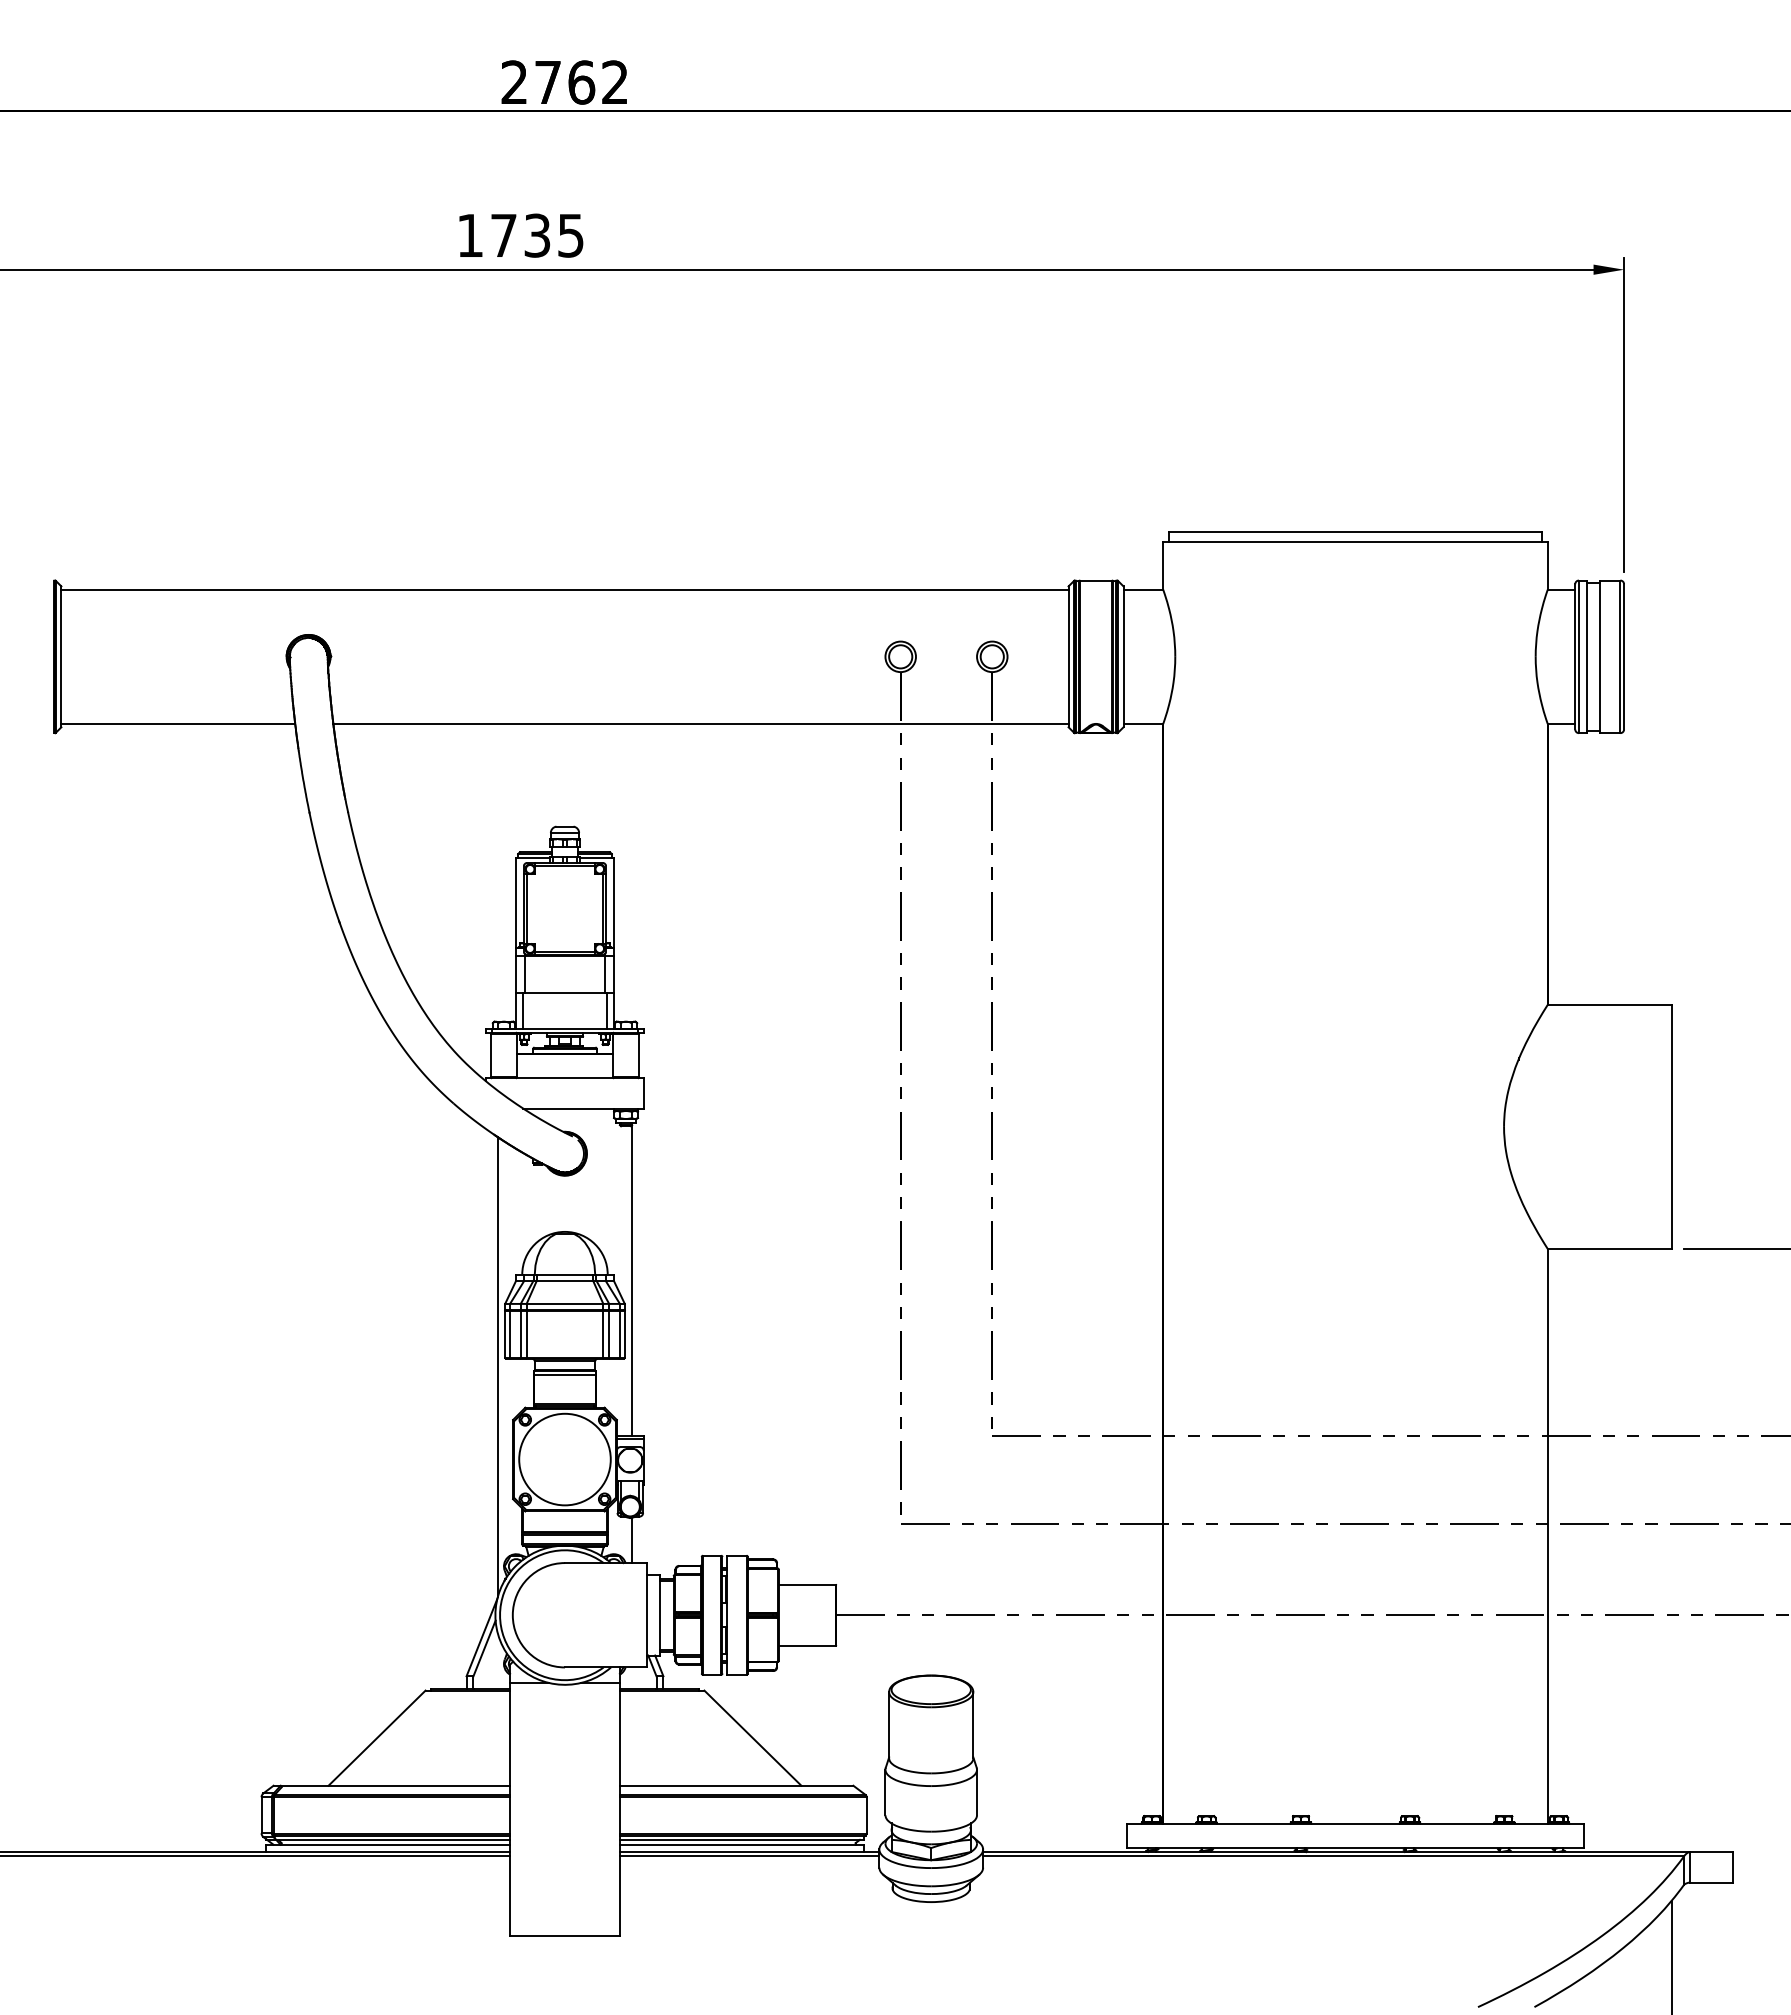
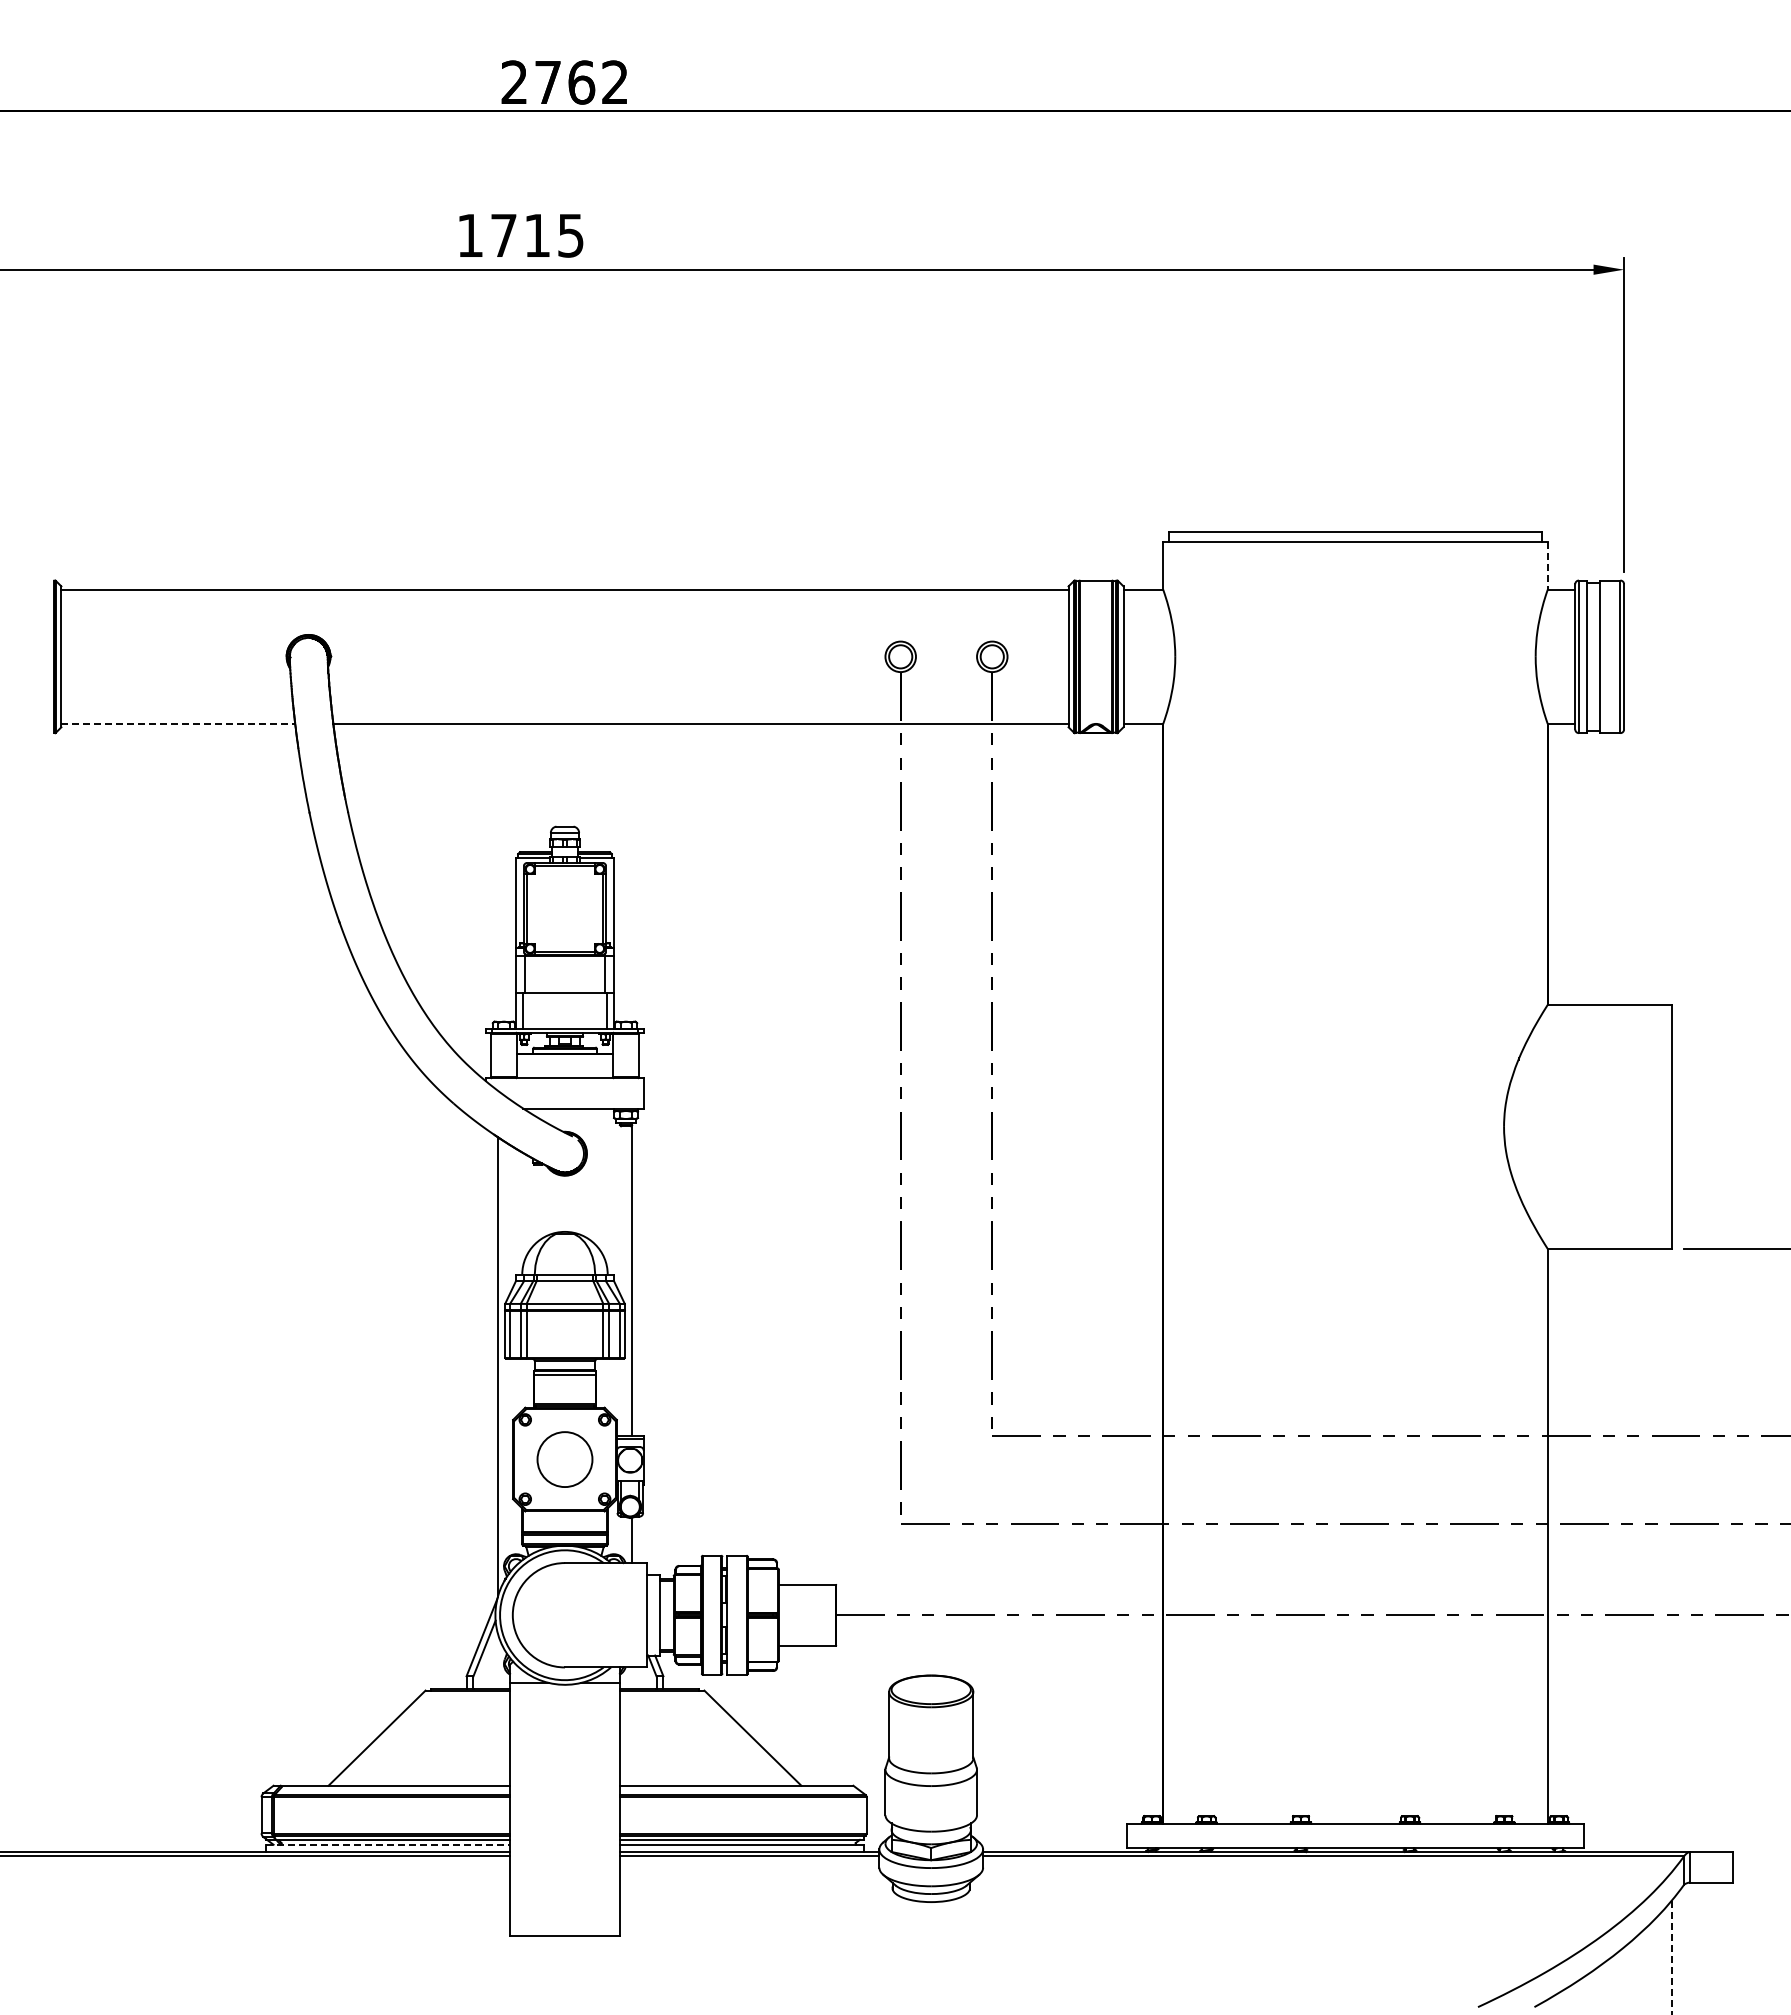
text: 1735 -> 1715 (537, 235)
line: solid -> dashed (1547, 565)
line: solid -> dashed (178, 724)
circle diameter: 92 px -> 55 px (564, 1459)
line: solid -> dashed (388, 1844)
line: solid -> dashed (1671, 1957)
